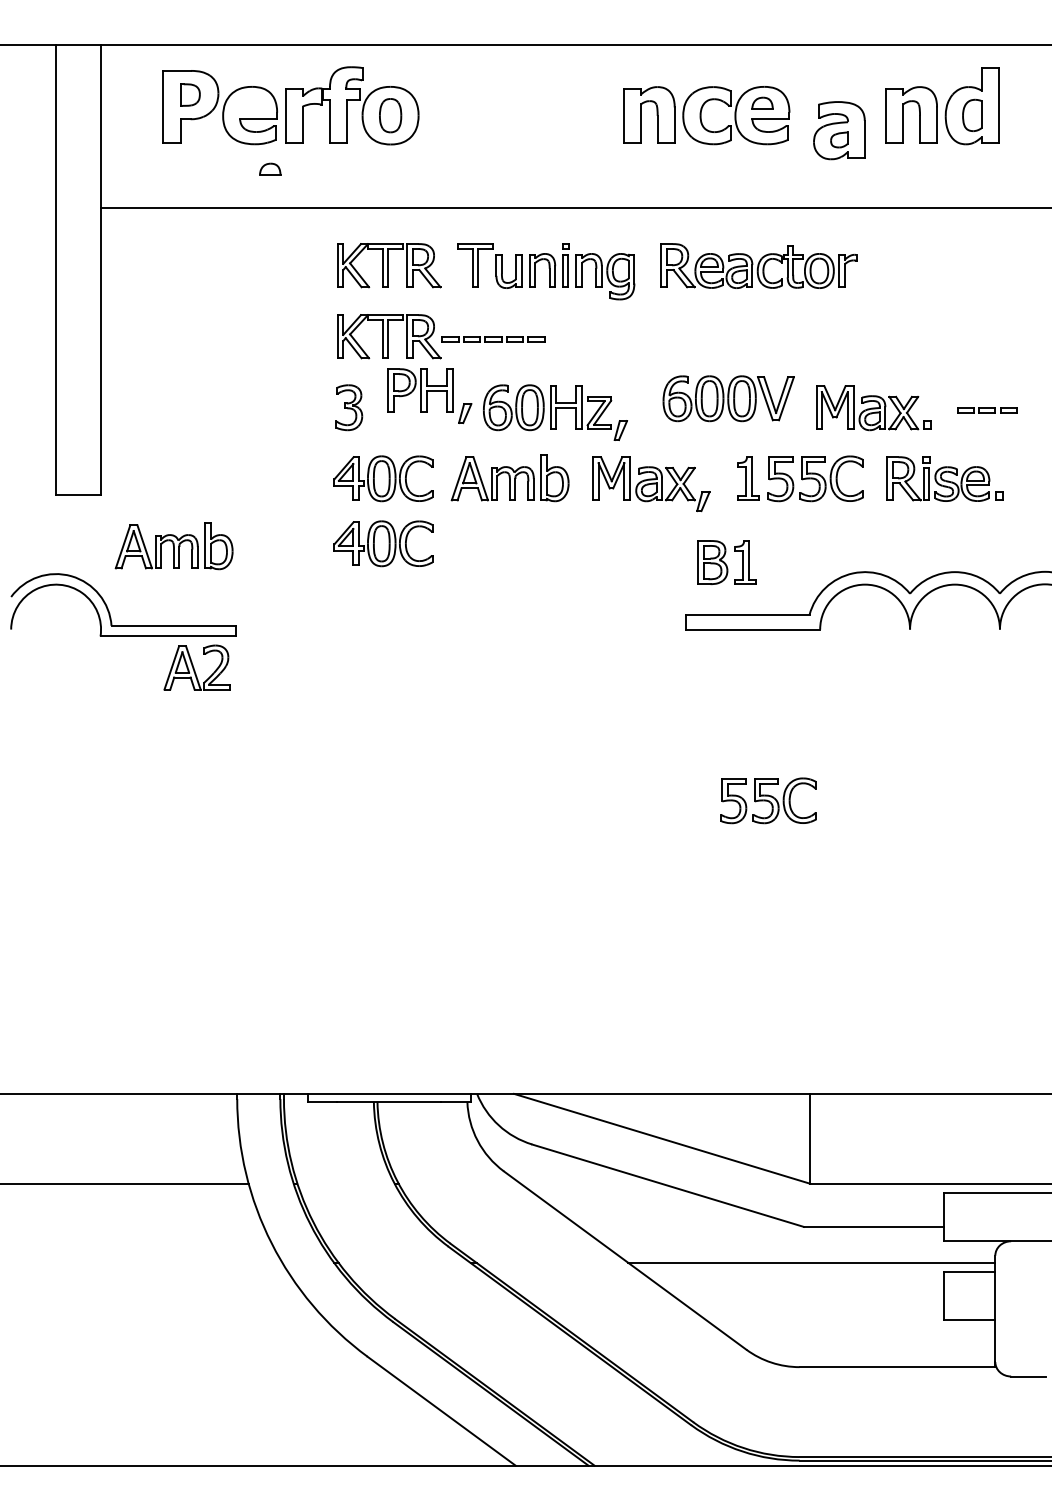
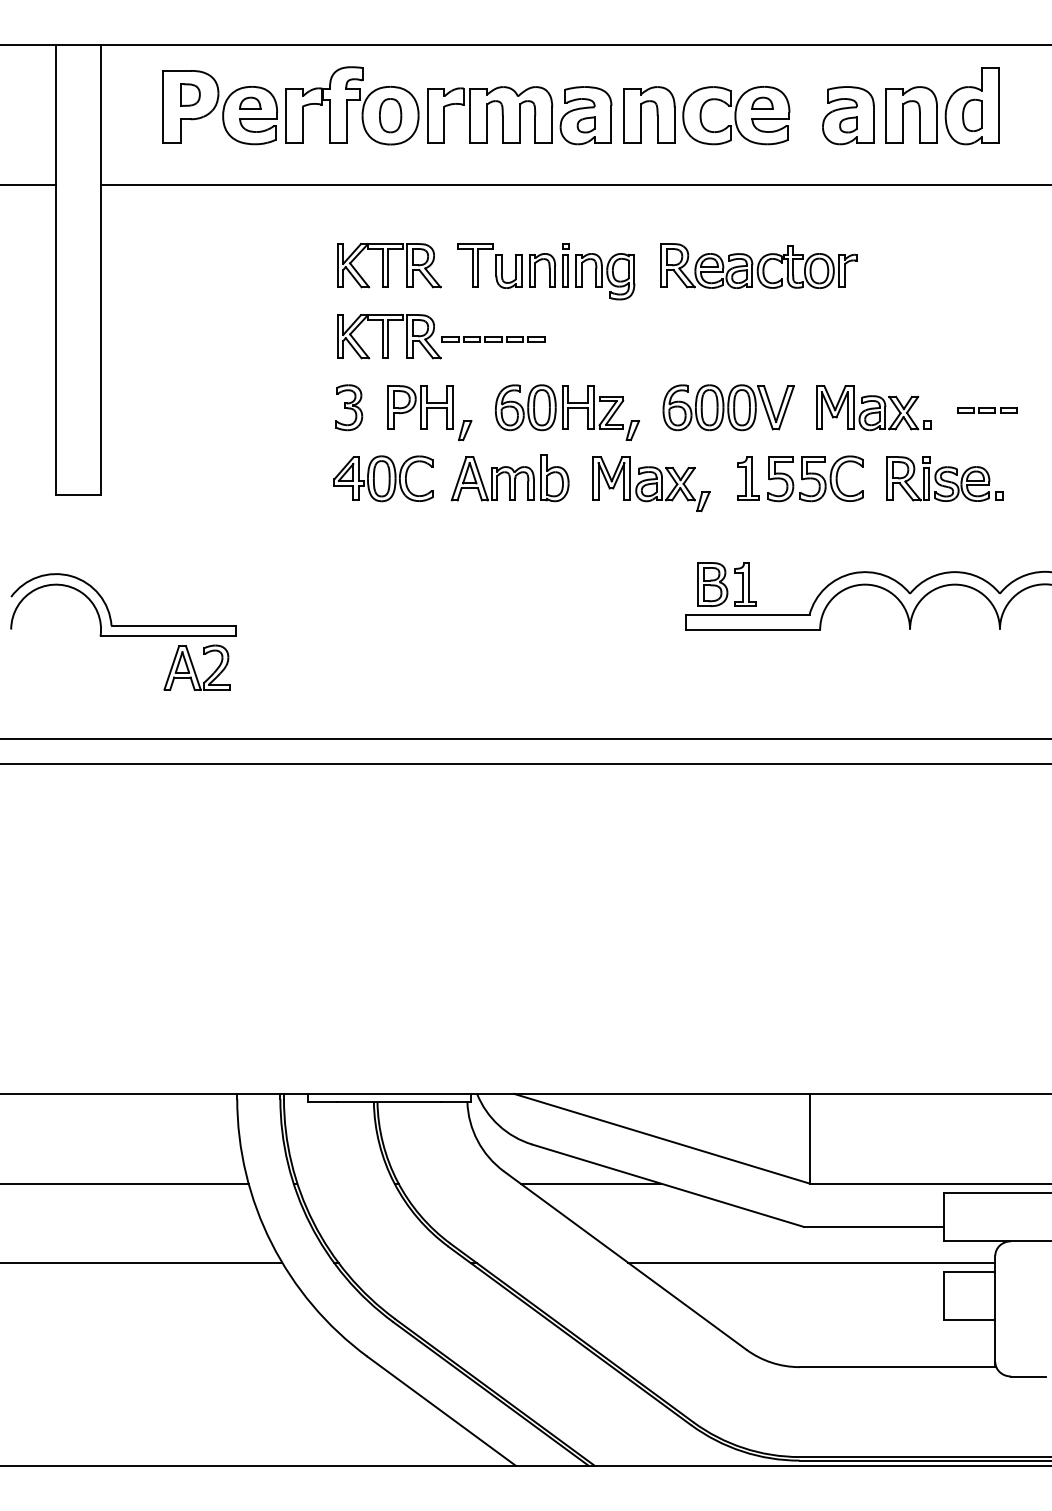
part: none -> present (519, 115)
part position: (839, 130) -> (848, 115) (848, 115)
part position: (270, 168) -> (250, 102) (250, 102)
line: none -> present (29, 184)
line position: (574, 207) -> (574, 184) (574, 184)
part position: (429, 396) -> (429, 413) (429, 413)
part position: (728, 398) -> (728, 407) (728, 407)
part position: (555, 412) -> (567, 412) (567, 412)
part: present -> none (383, 543)
part: present -> none (173, 546)
part position: (726, 562) -> (726, 584) (726, 584)
line: none -> present (525, 738)
line: none -> present (525, 764)
part: present -> none (768, 800)
line: none -> present (590, 1183)
line: none -> present (142, 1262)
